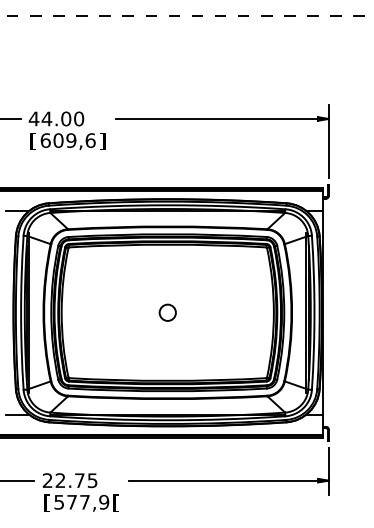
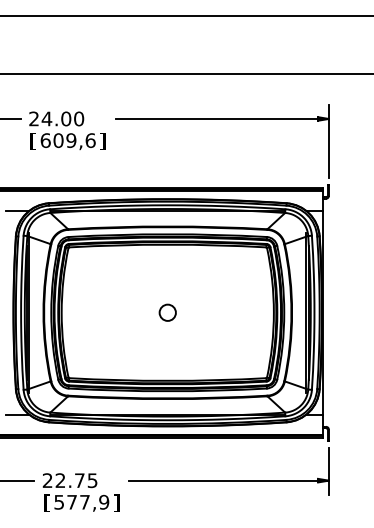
line: dashed -> solid (187, 15)
line: none -> present (186, 73)
text: 44.00 -> 24.00 (33, 118)
text: [ -> ] (116, 502)
